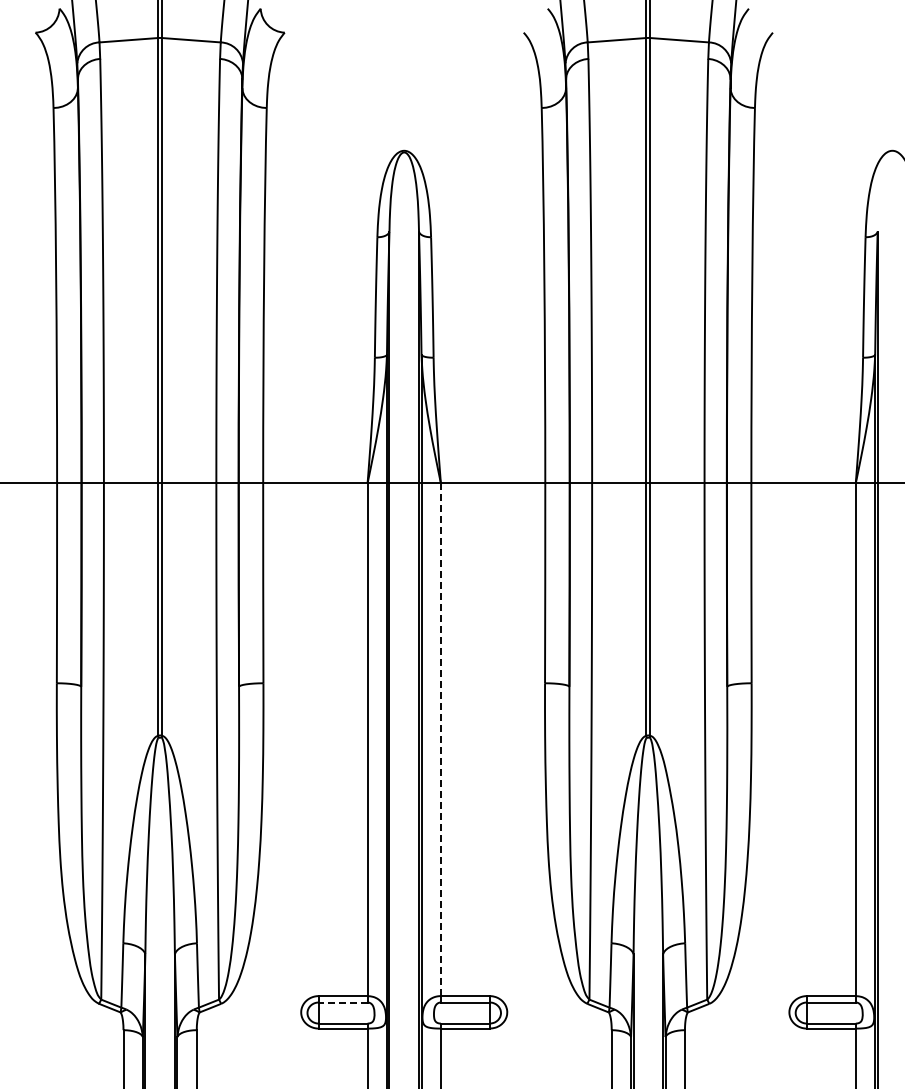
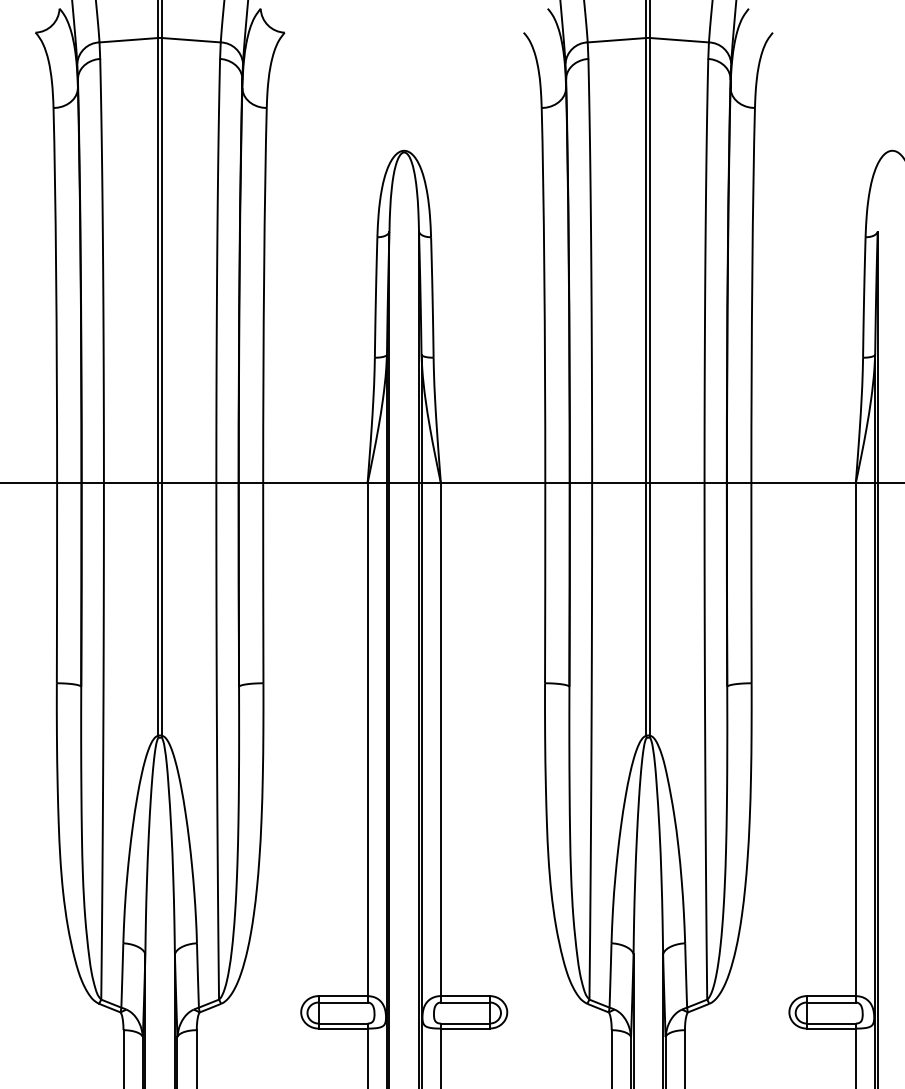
line: dashed -> solid (440, 739)
line: dashed -> solid (342, 1002)
